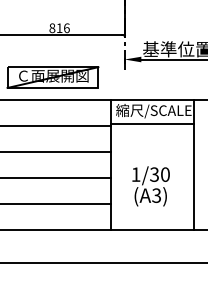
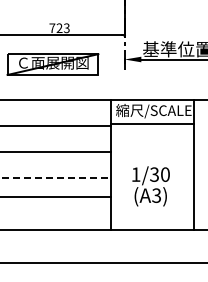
text: 816 -> 723 (59, 28)
part position: (52, 77) -> (52, 64) (52, 64)
line: solid -> dashed (56, 177)
line position: (56, 203) -> (56, 196) (56, 196)
